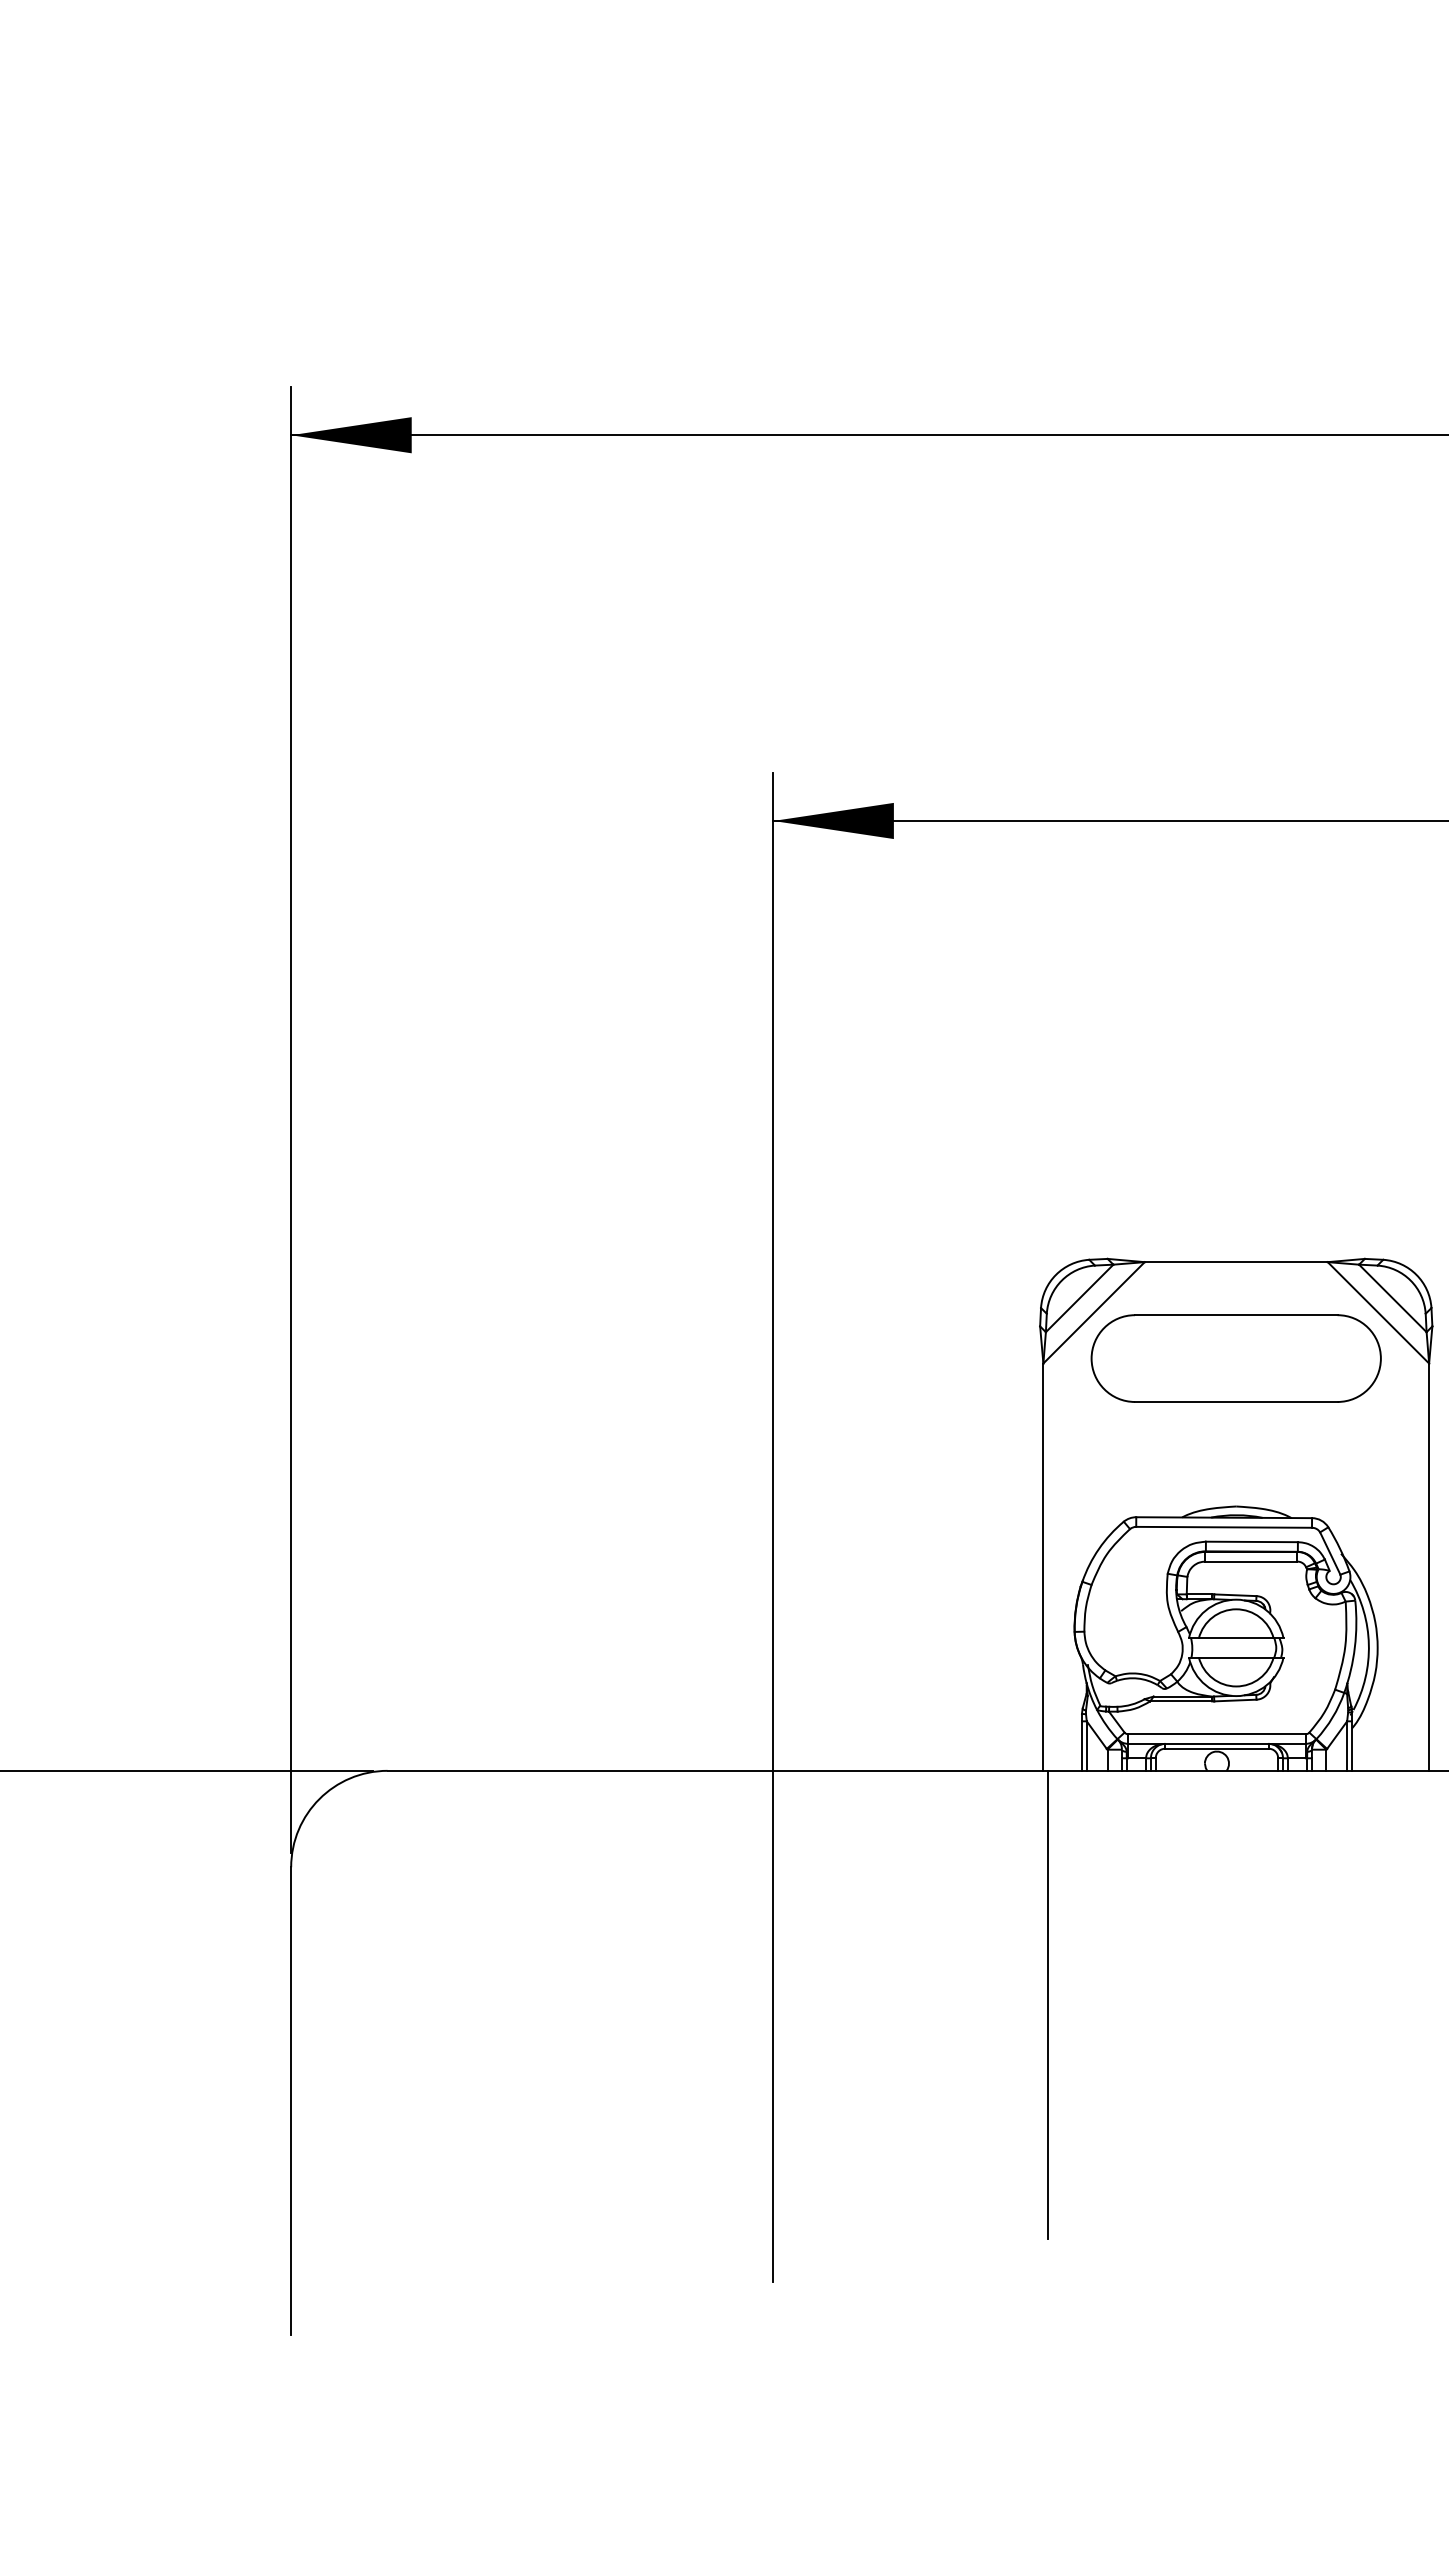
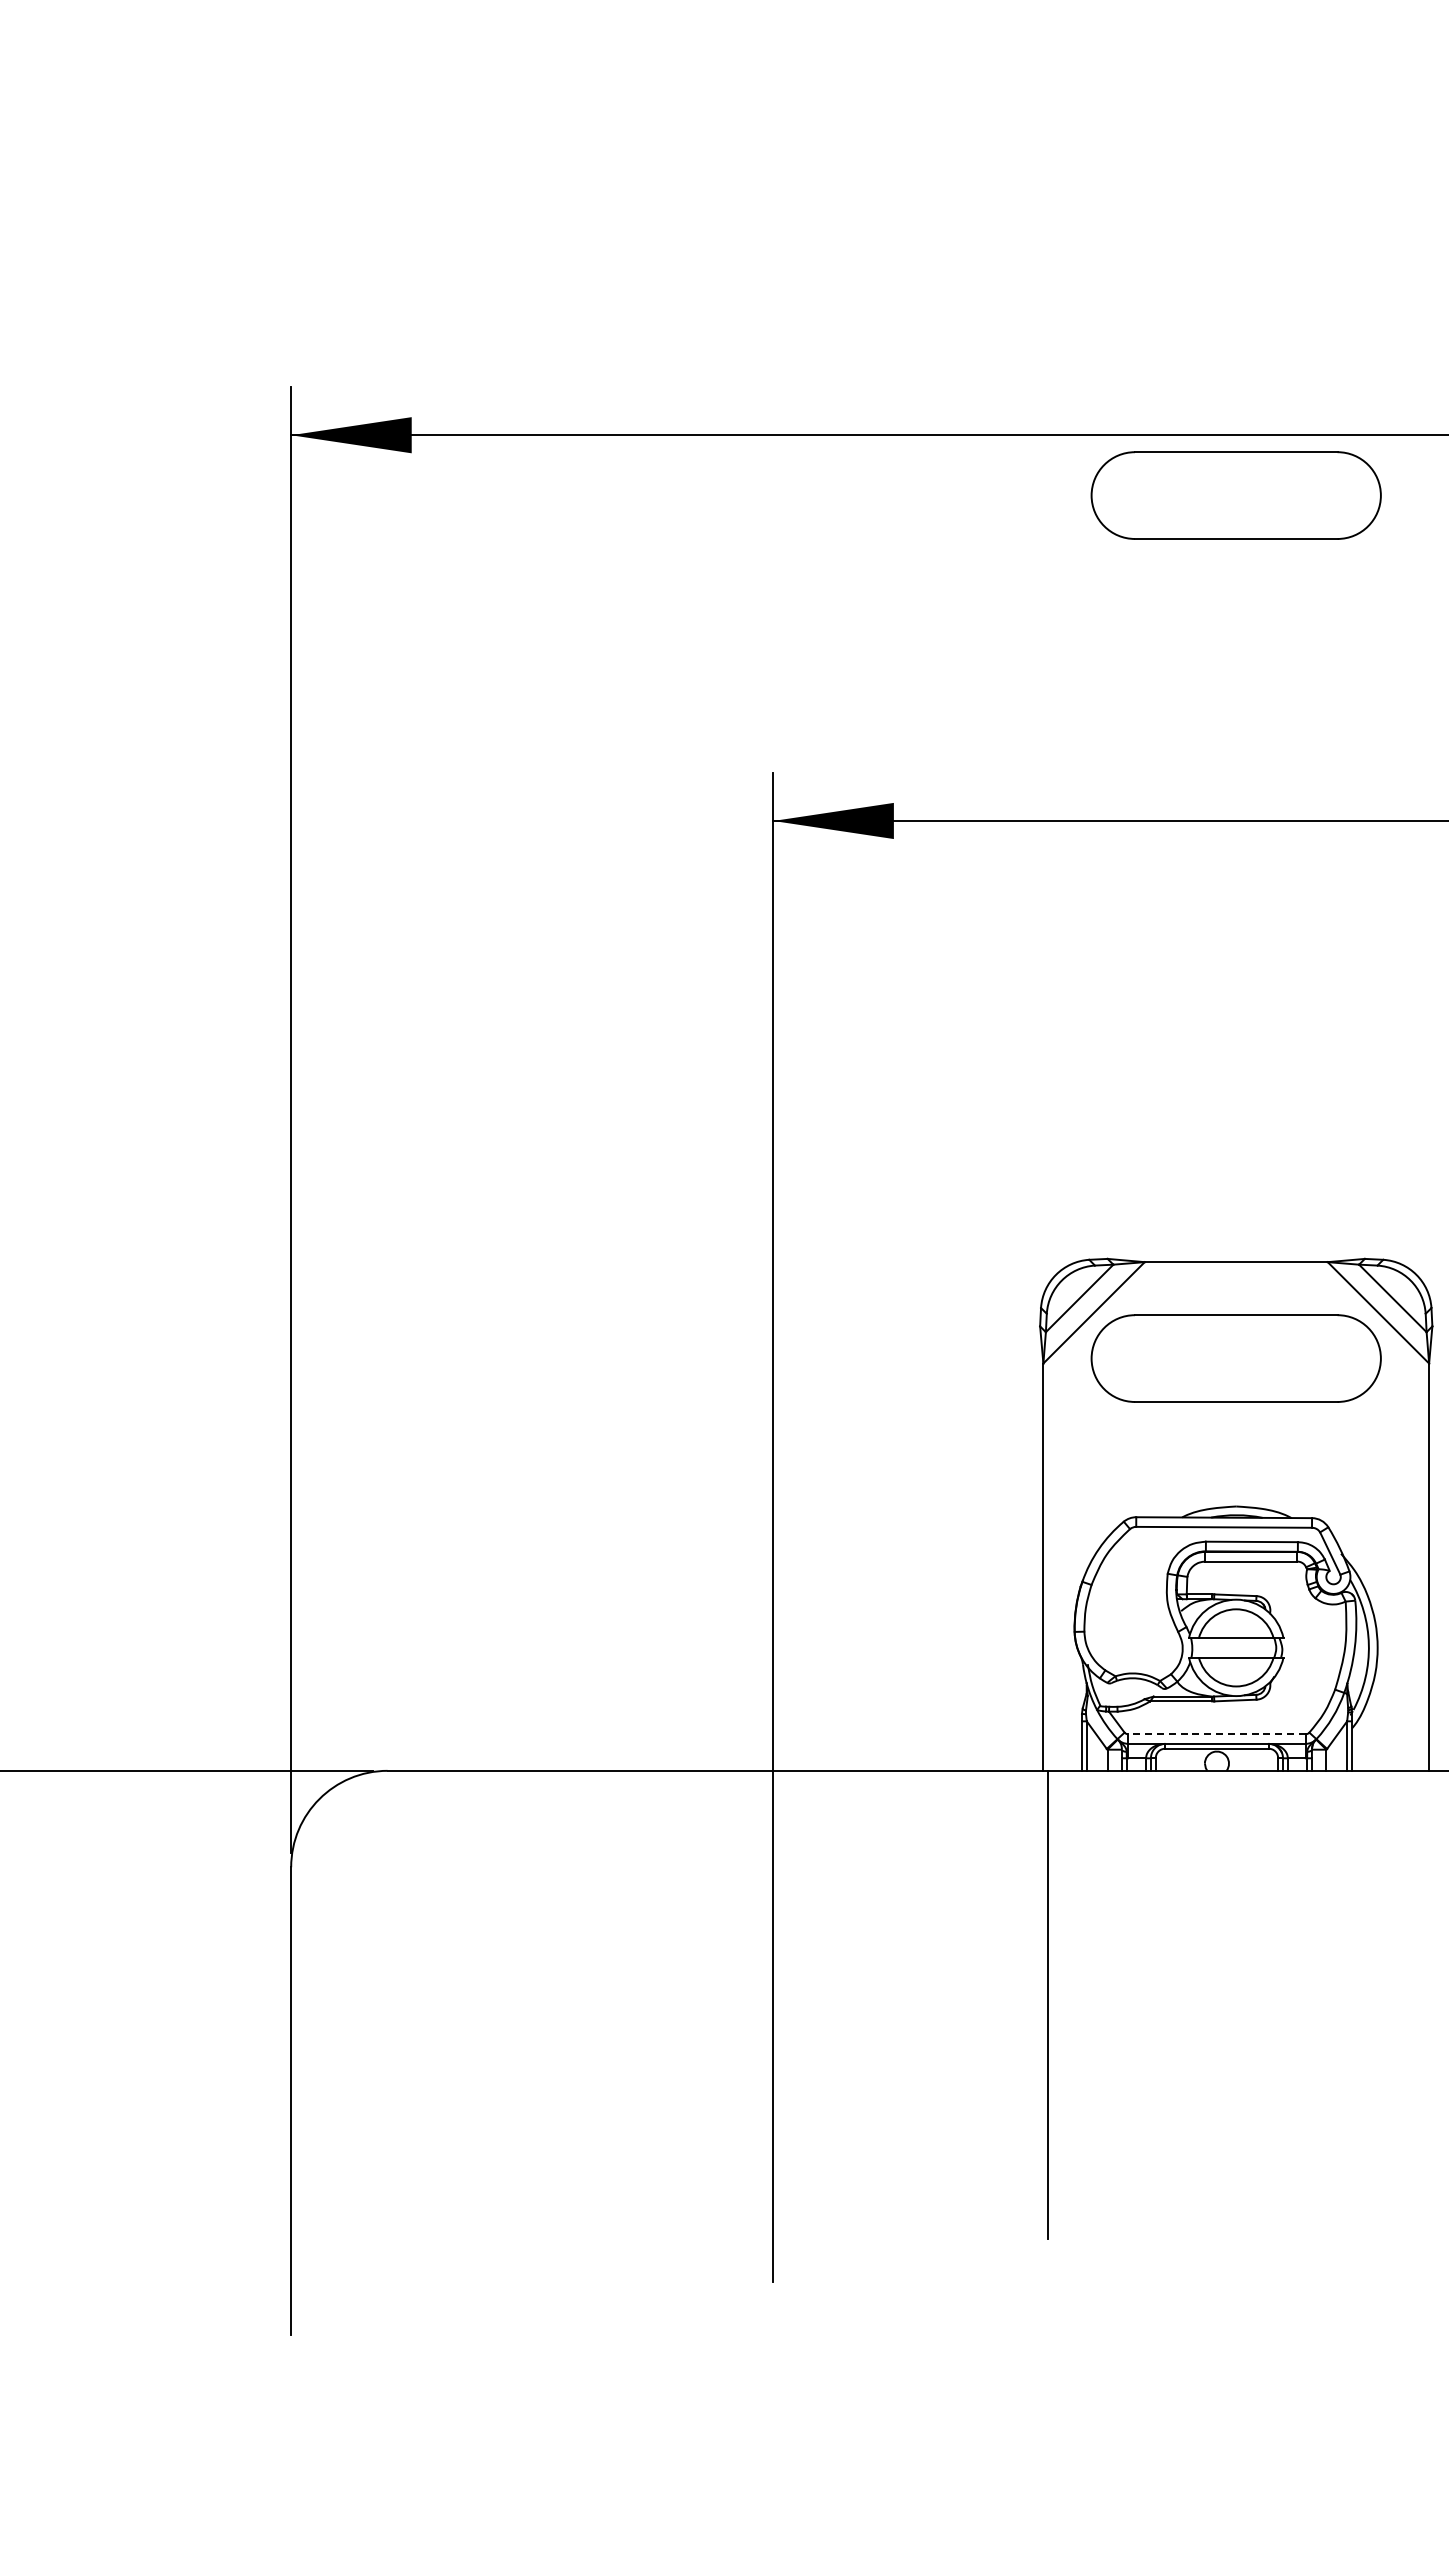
part: none -> present (1235, 495)
line: solid -> dashed (1216, 1734)
